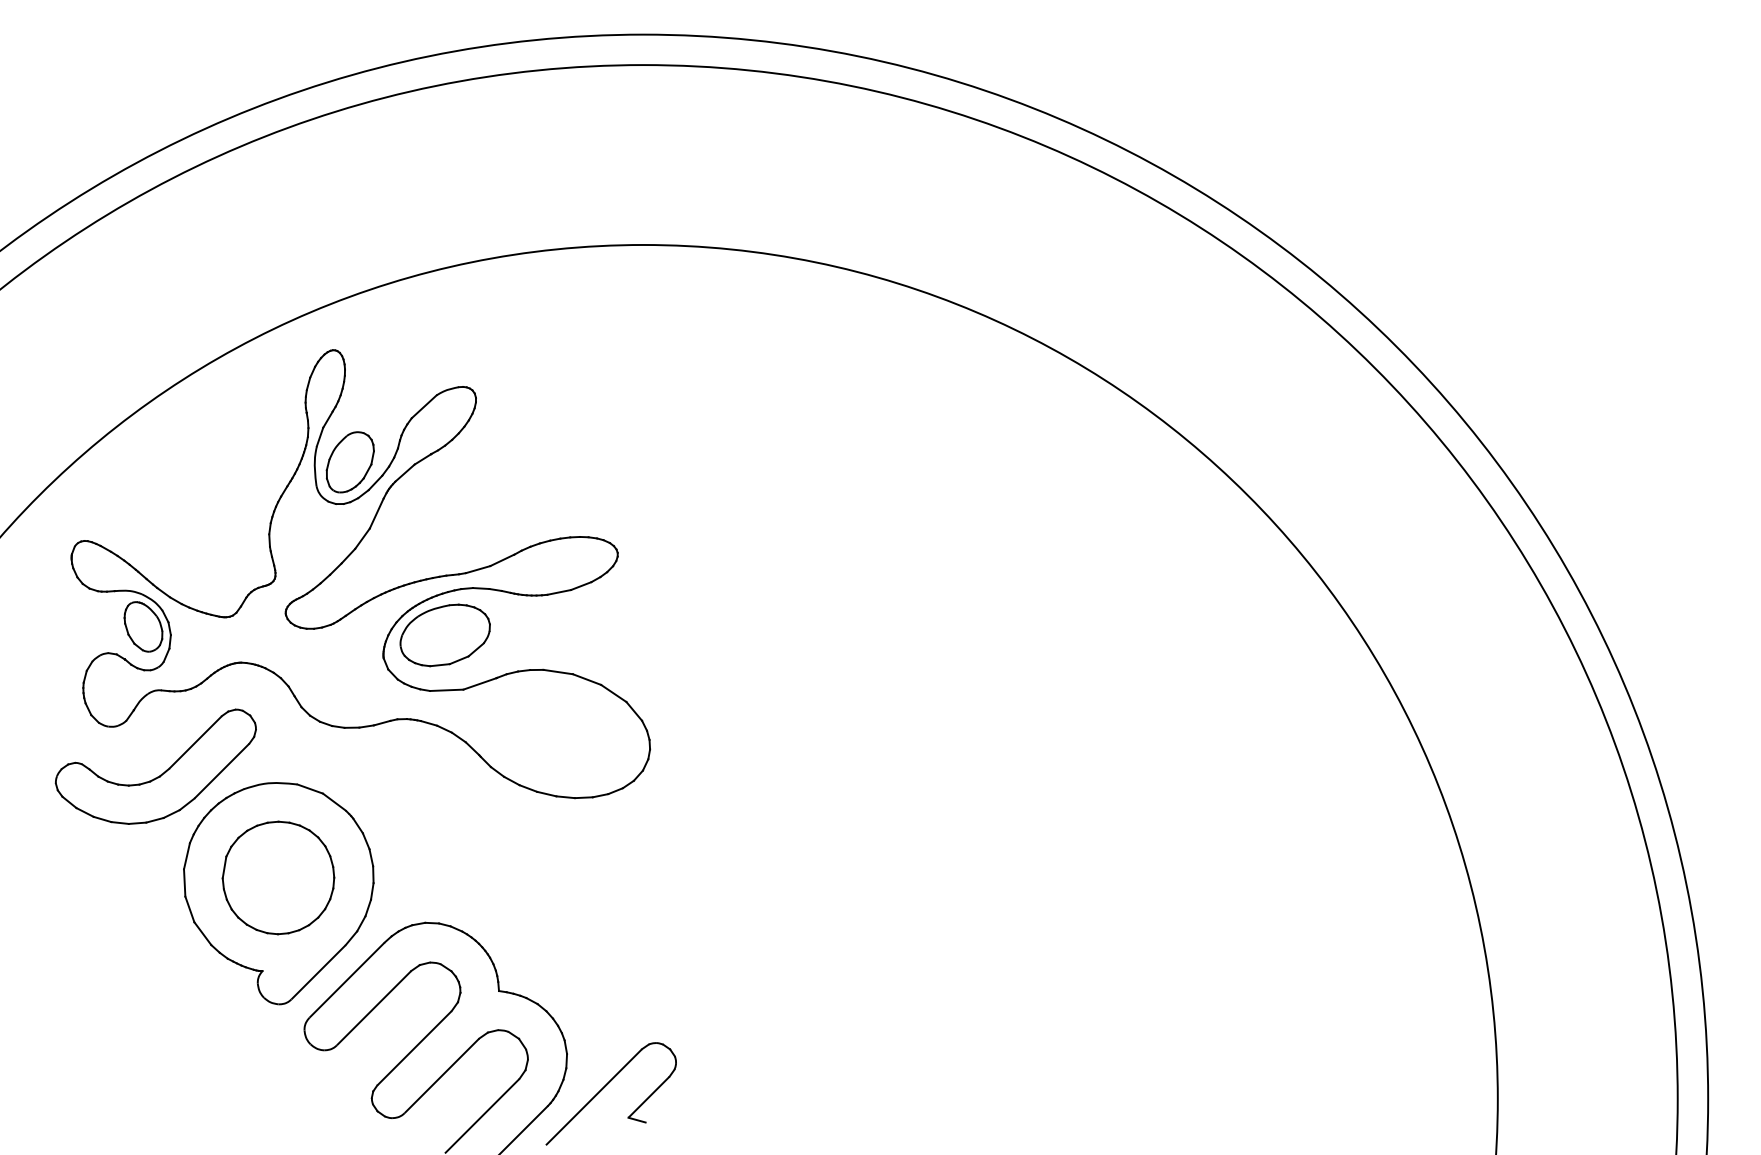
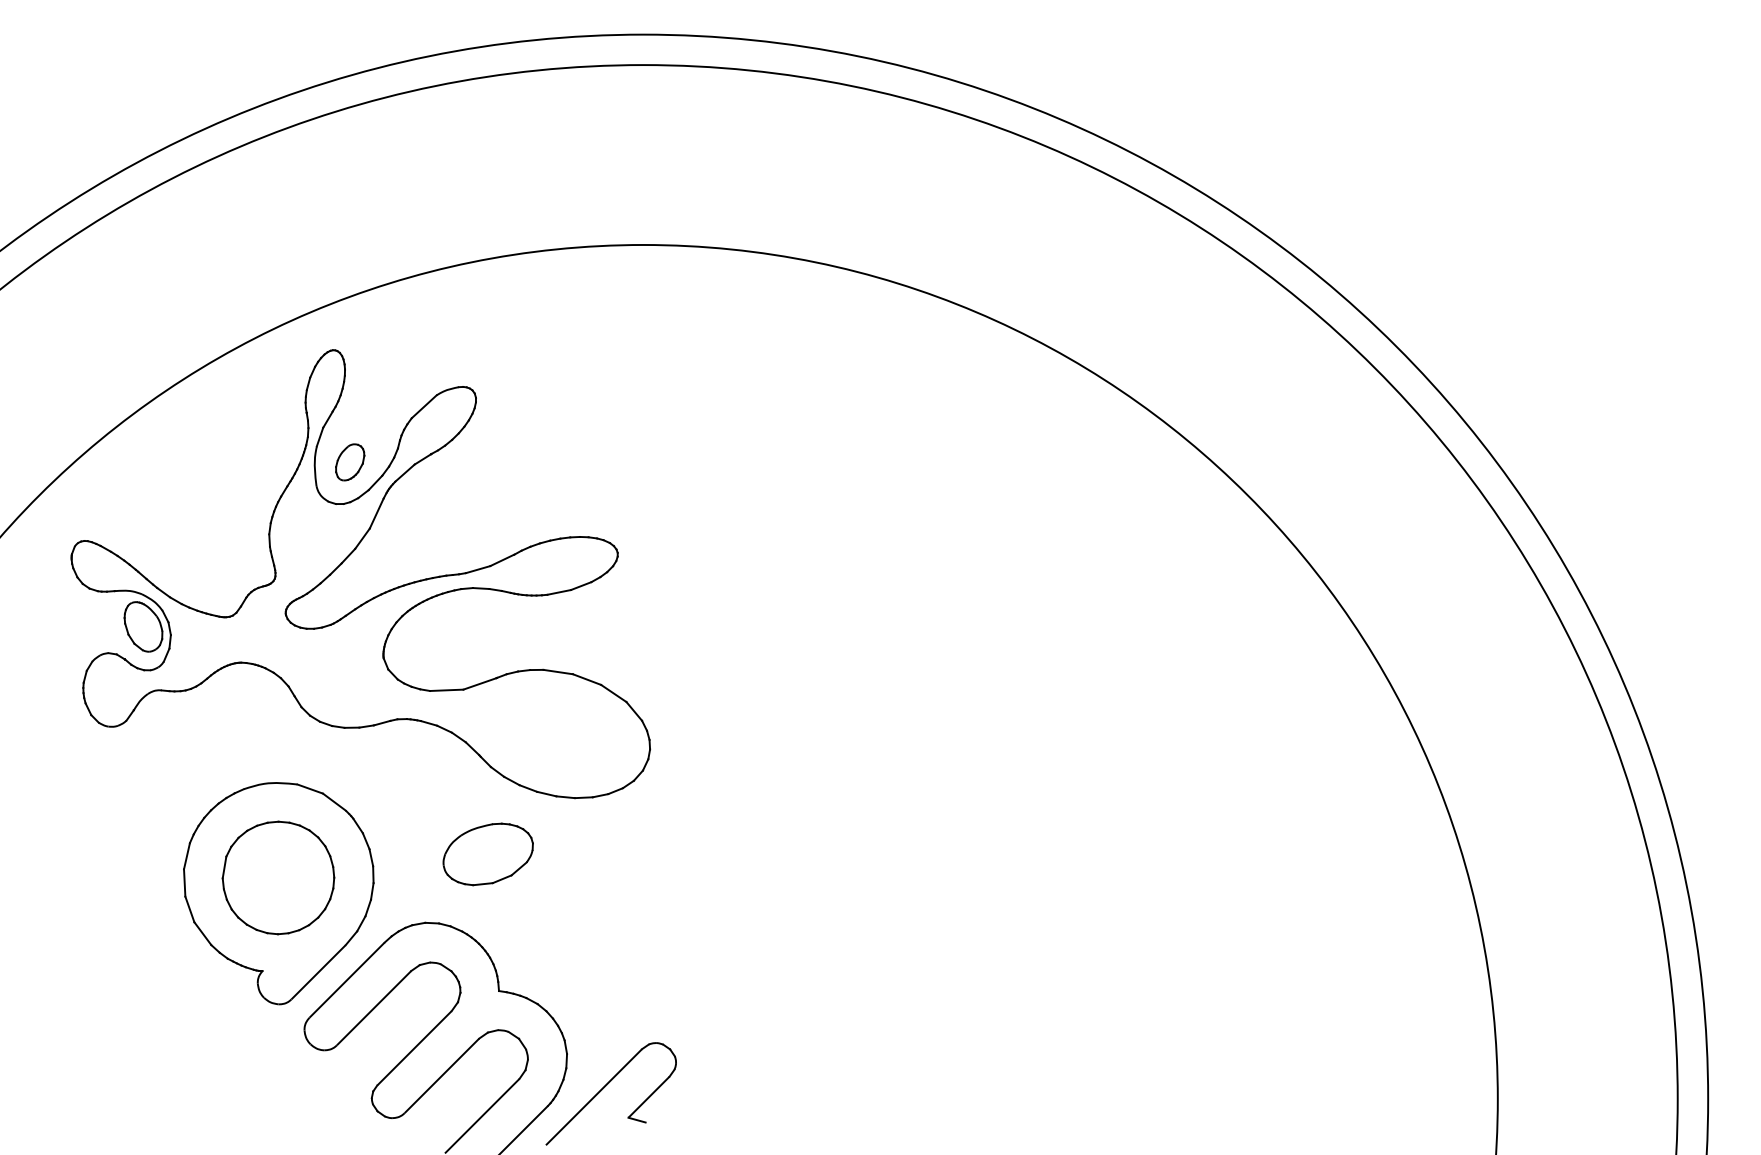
part size: 50x63 px -> 31x39 px (350, 462)
part position: (444, 635) -> (487, 854) (487, 854)
part: present -> none (161, 773)
